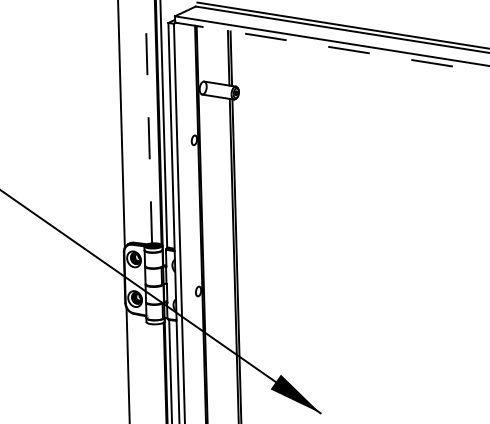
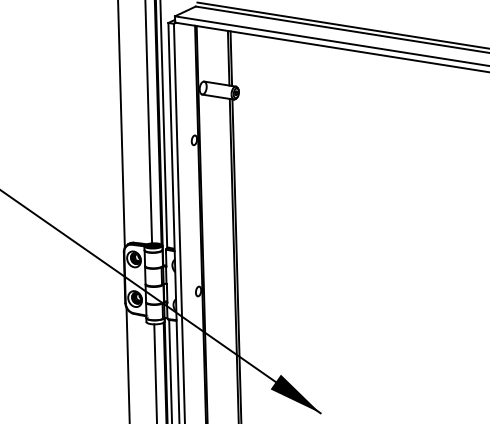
line: dashed -> solid (332, 47)
line: dashed -> solid (148, 121)
line: none -> present (155, 372)
